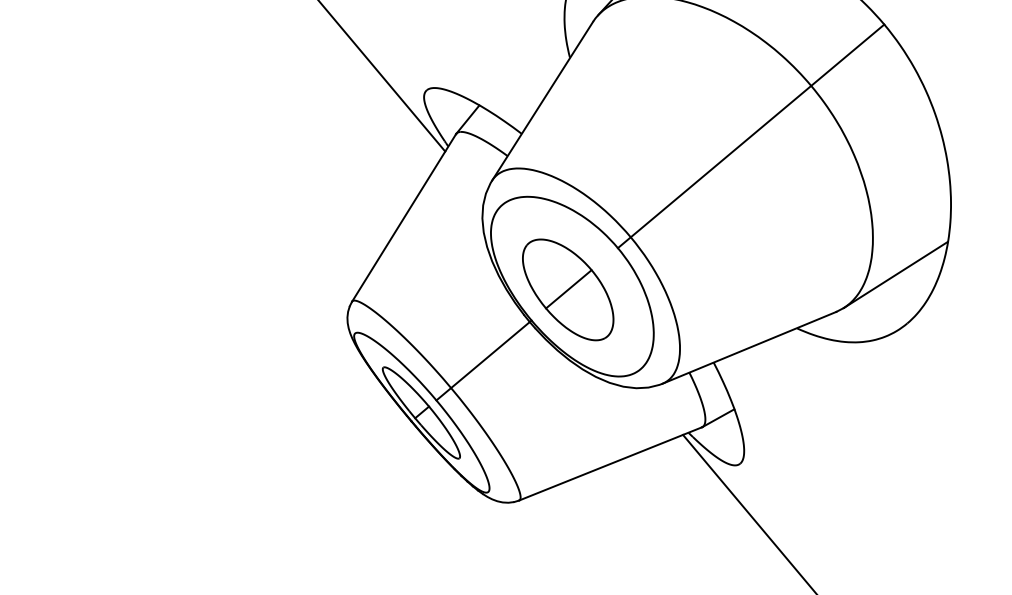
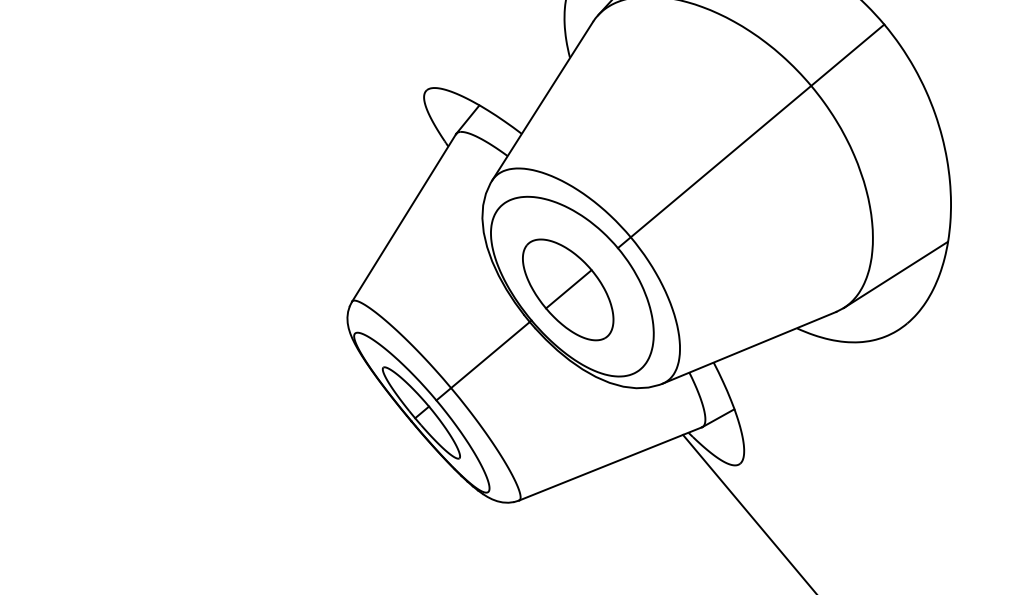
line: present -> none (382, 76)
